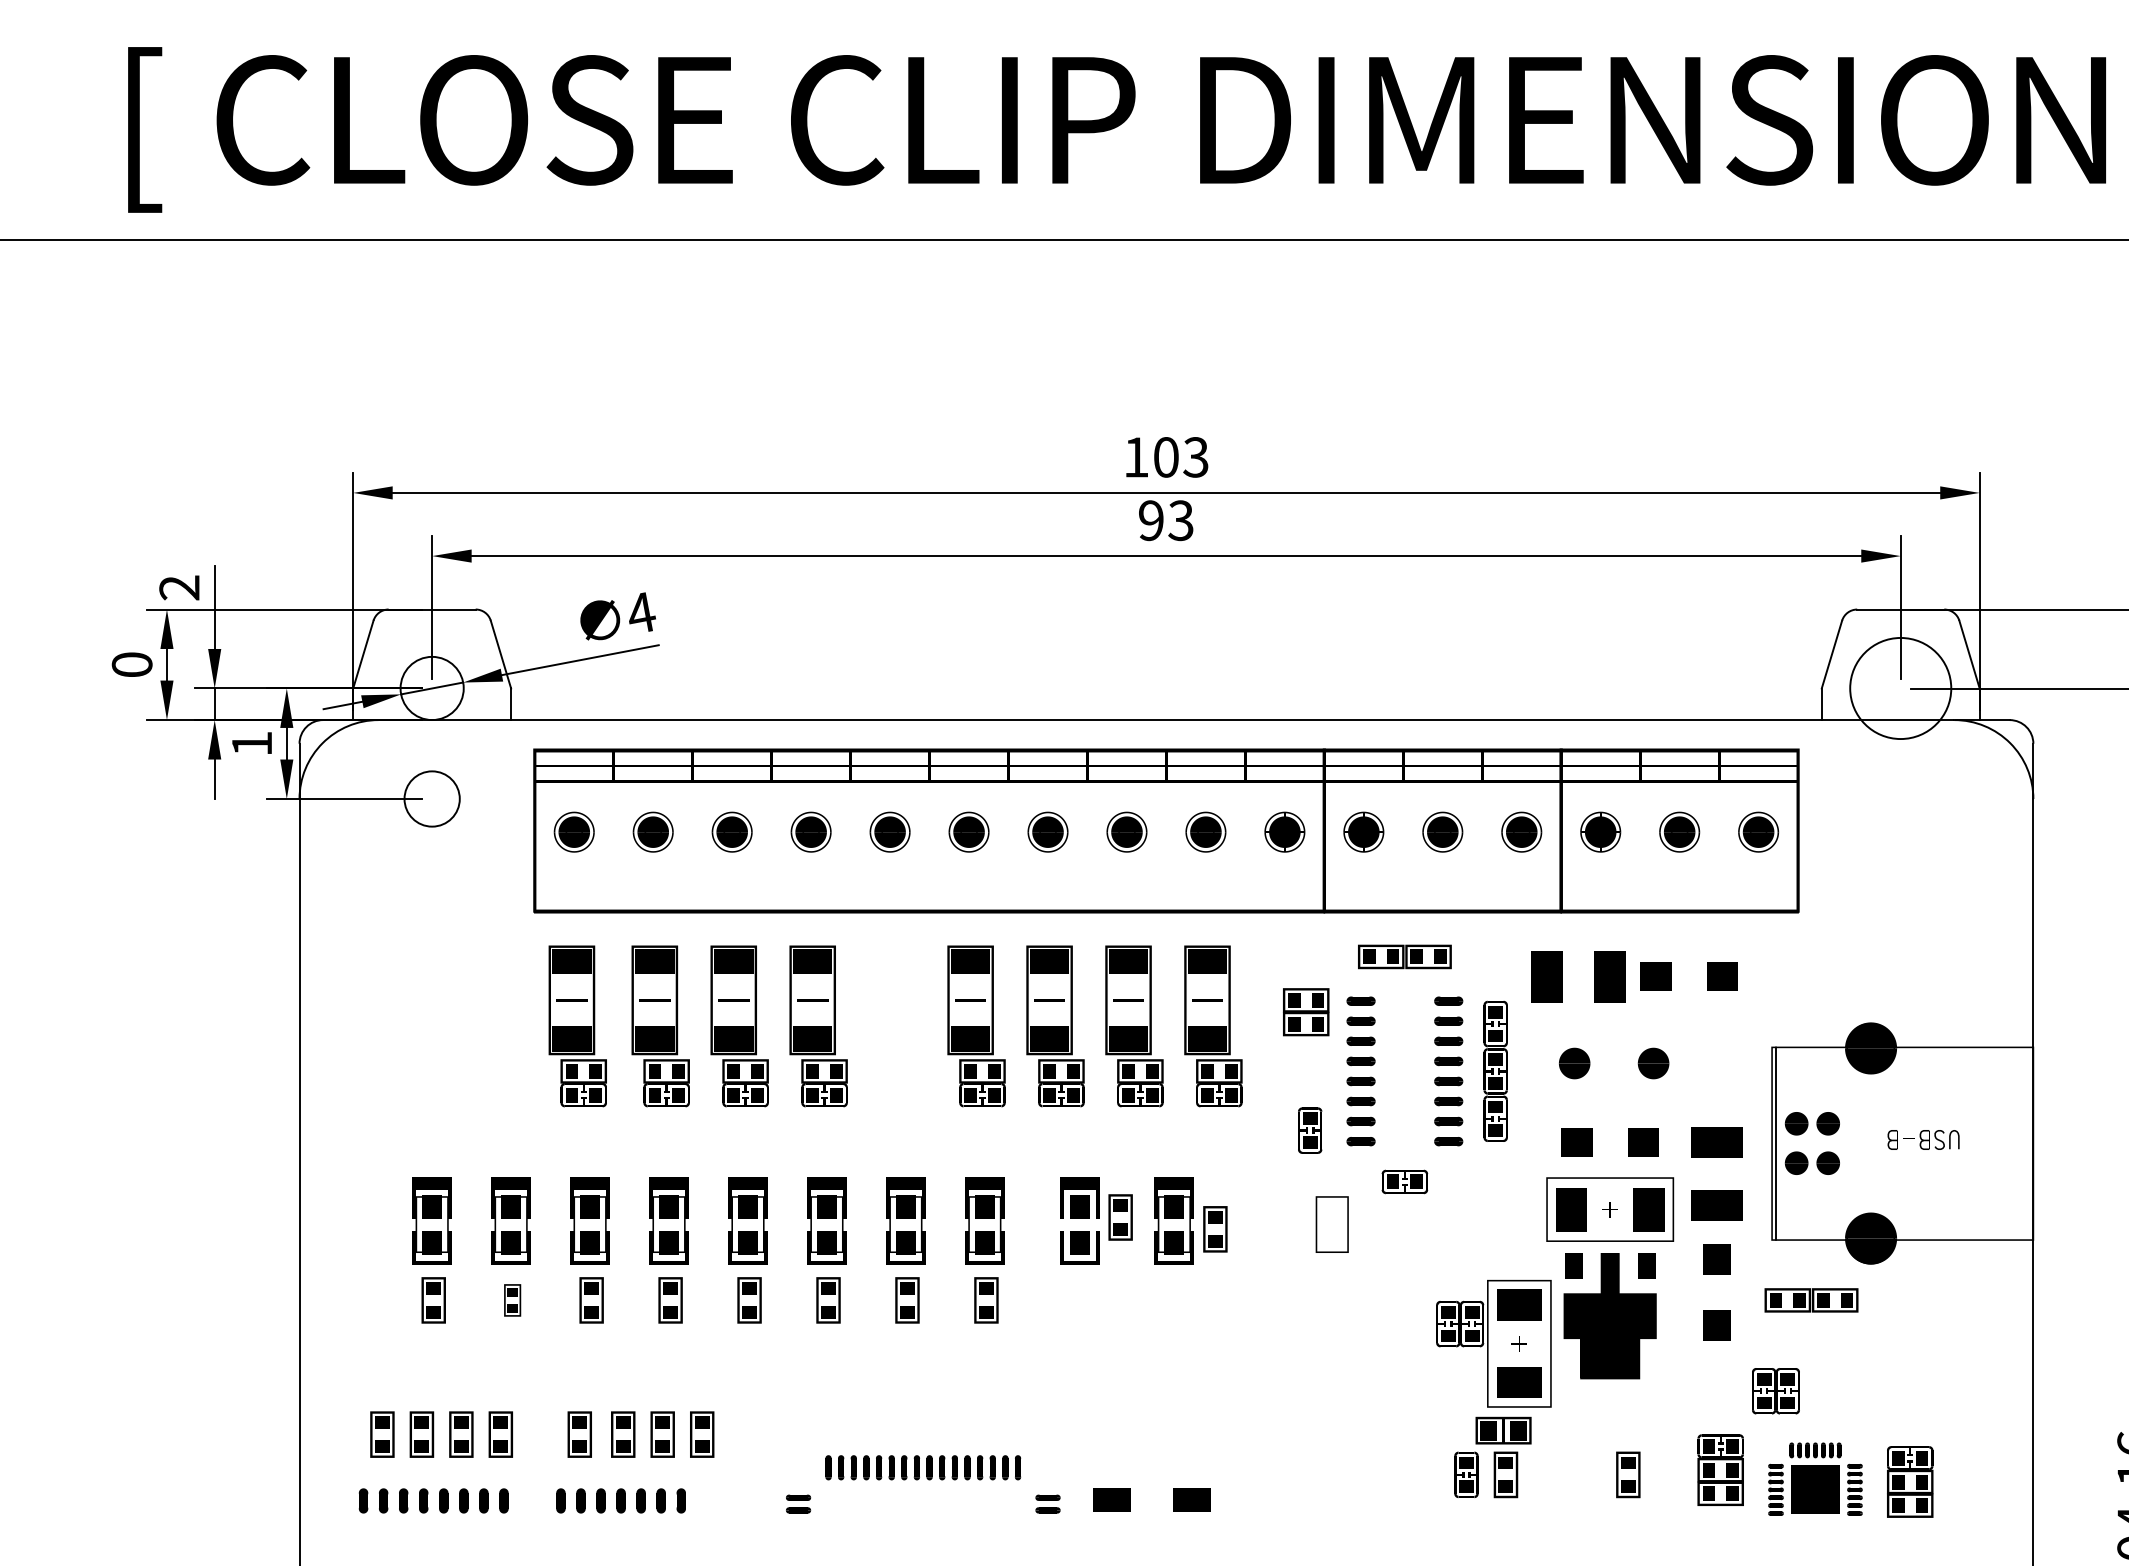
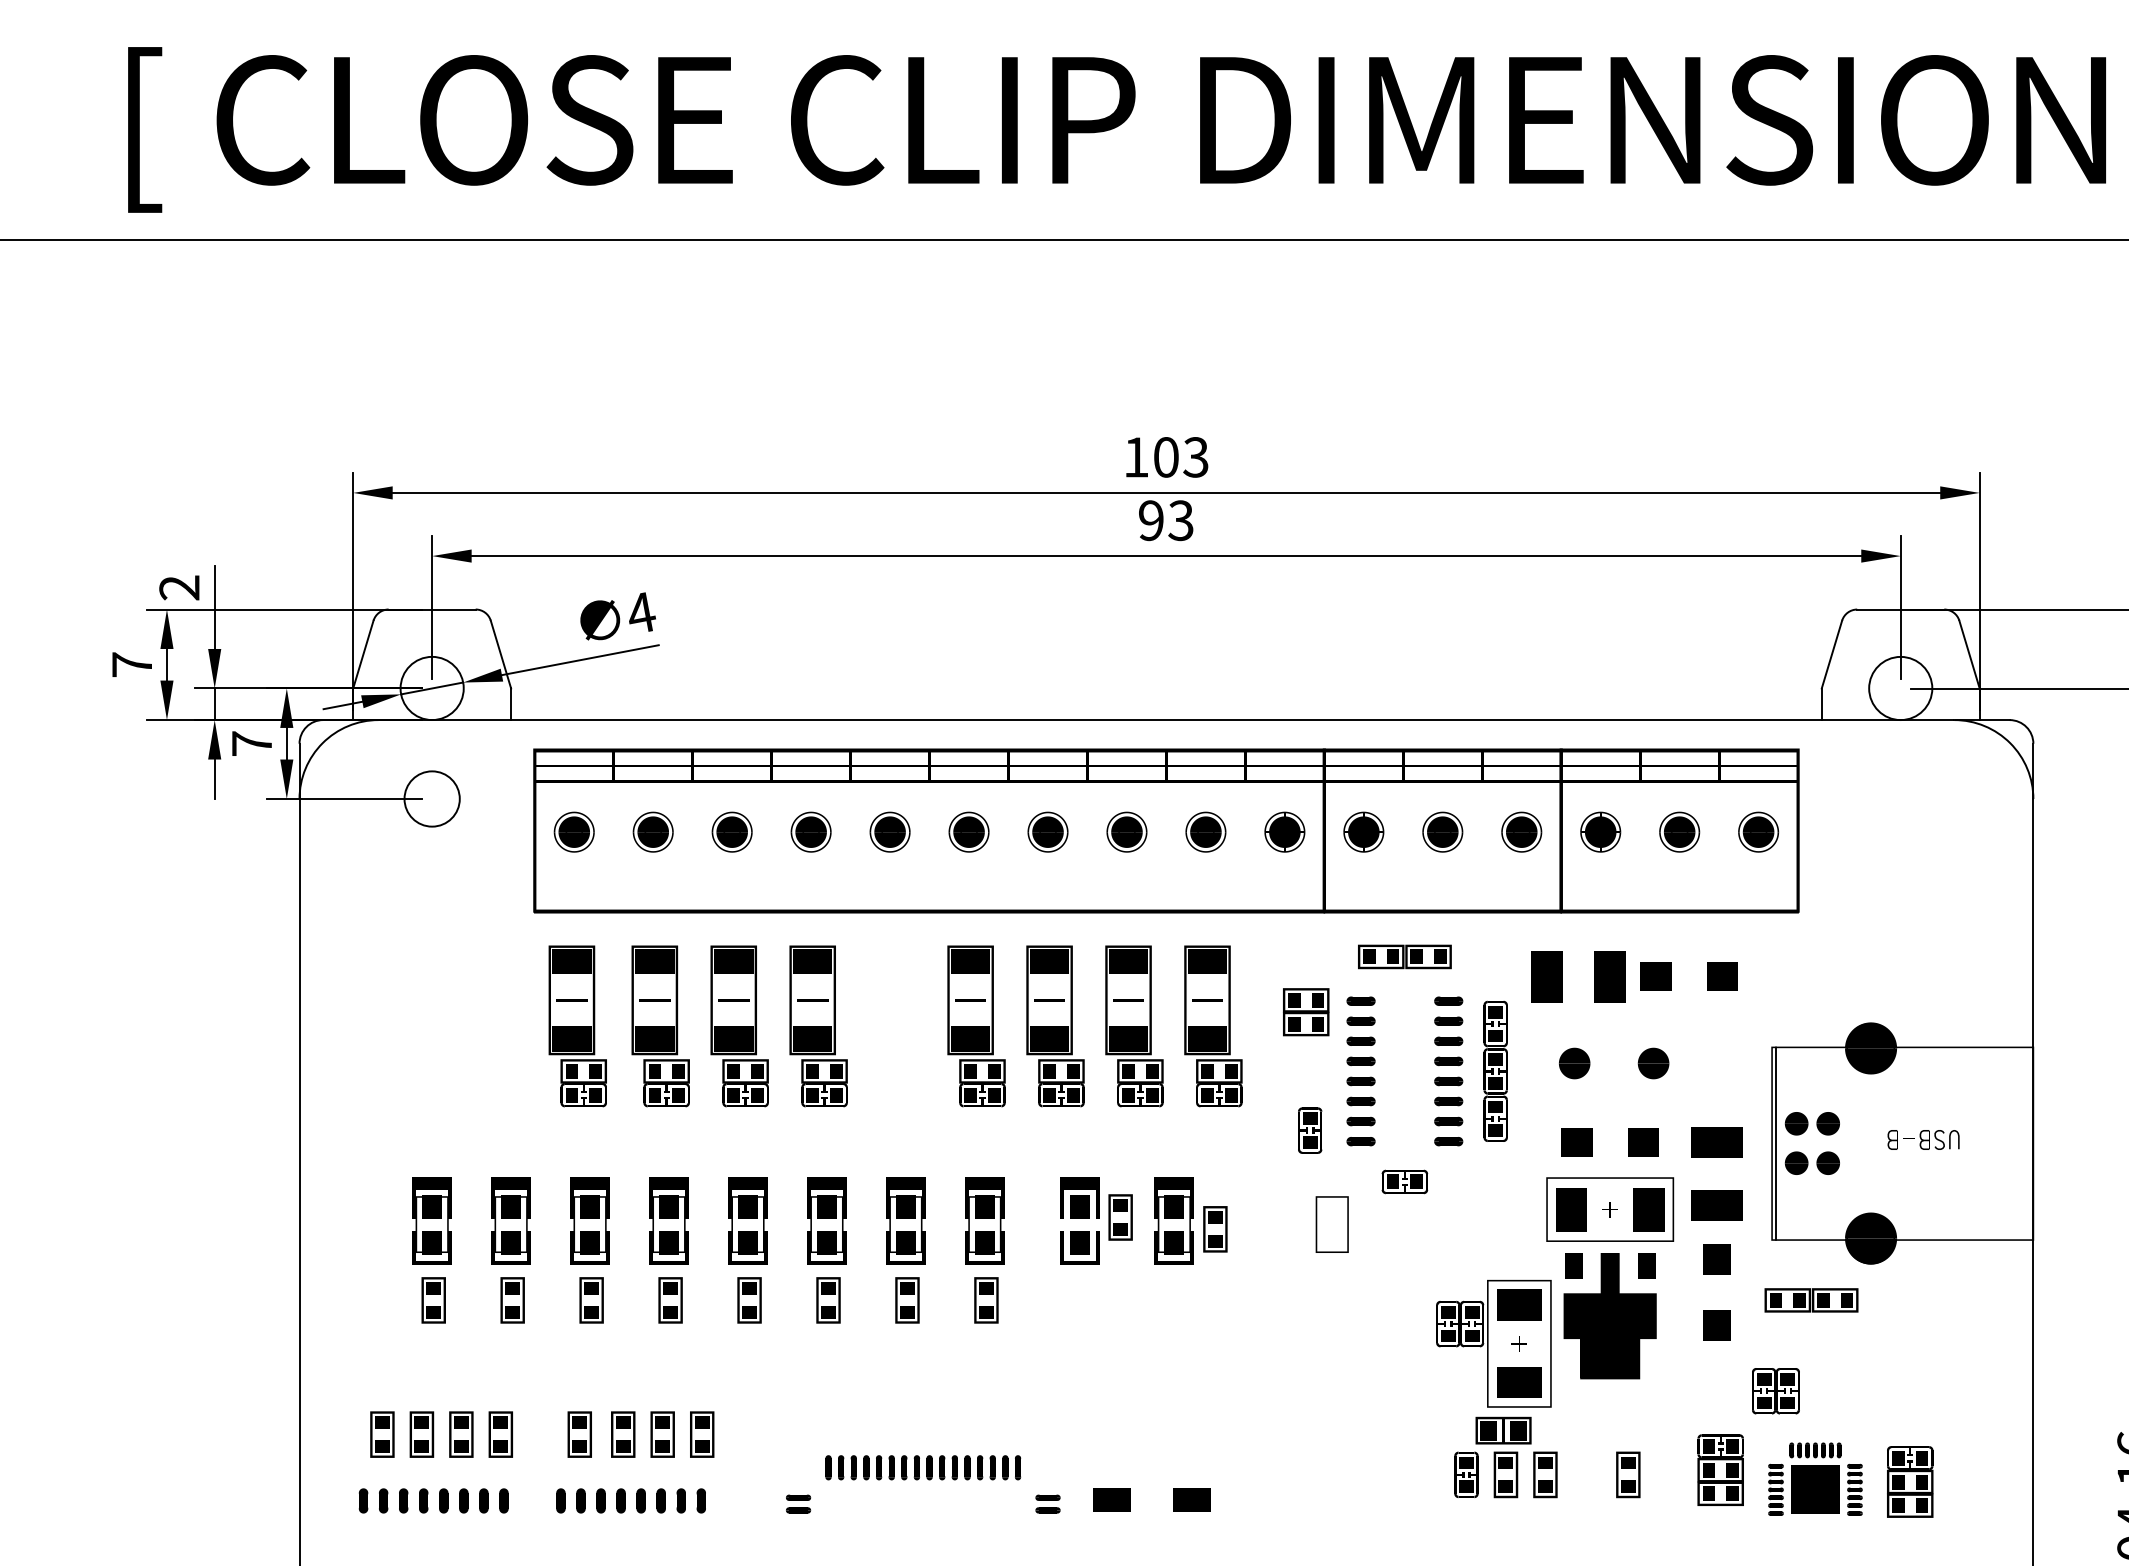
text: 0 -> 7 (131, 664)
circle diameter: 101 px -> 63 px (1900, 688)
text: 1 -> 7 (251, 743)
part size: 18x33 px -> 25x47 px (512, 1300)
part: none -> present (1545, 1474)
part: none -> present (700, 1500)
